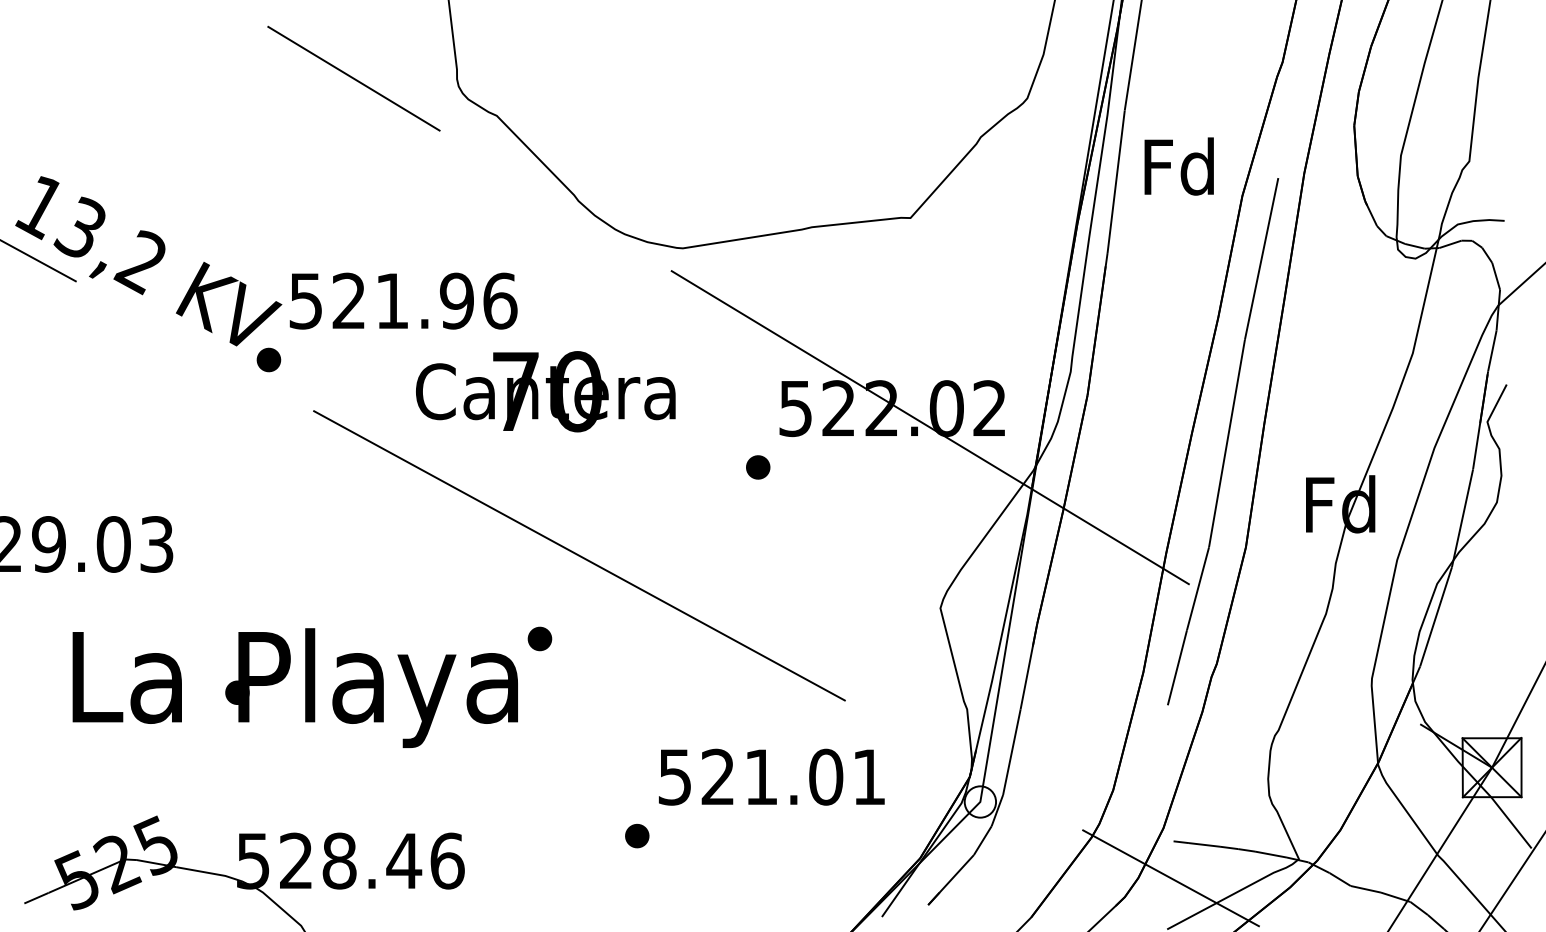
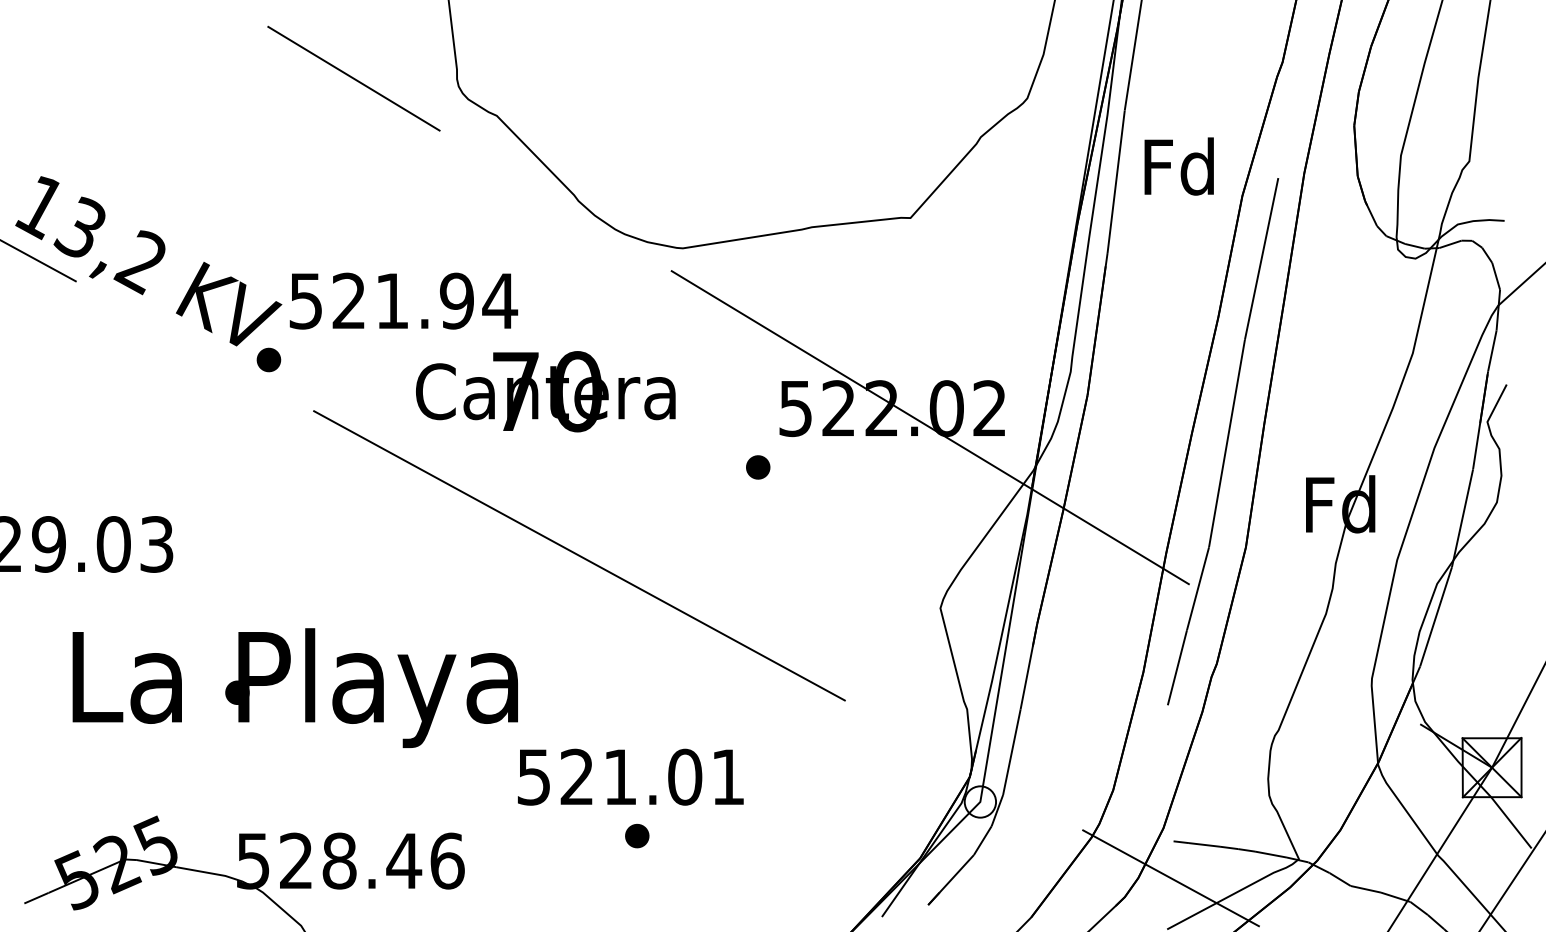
text: 521.96 -> 521.94 (500, 300)
part: present -> none (539, 638)
text position: (771, 776) -> (630, 776) (630, 776)
